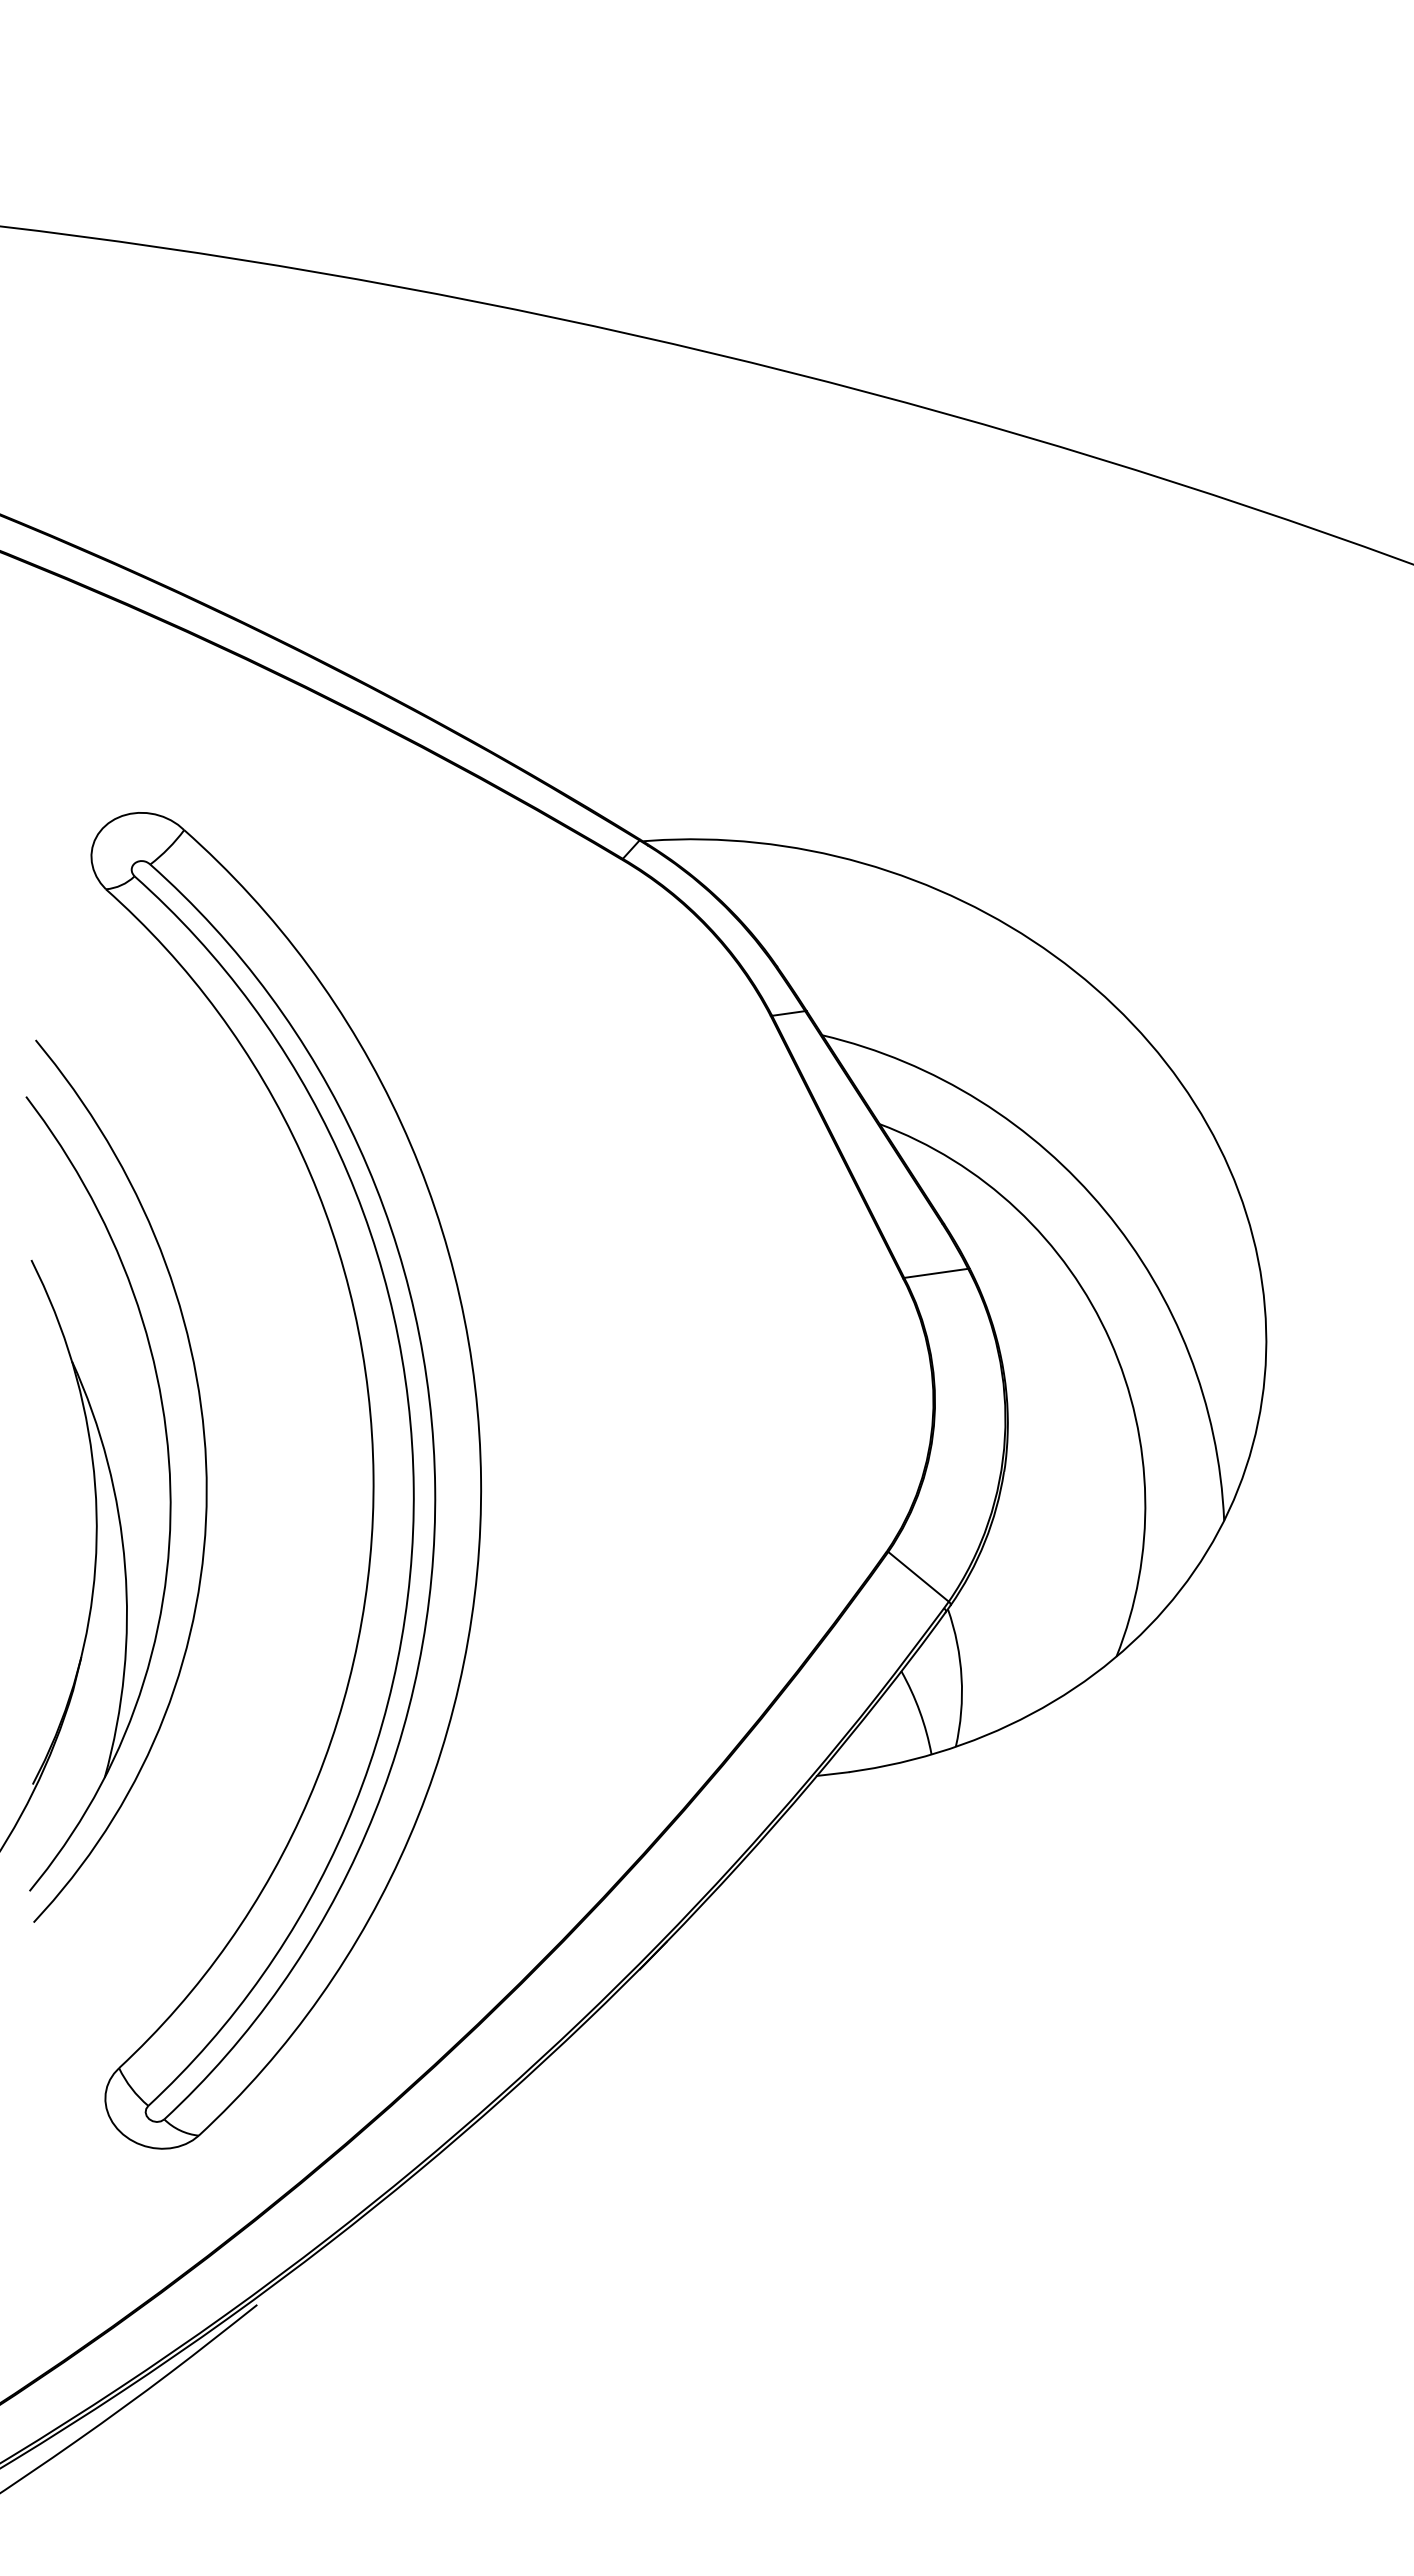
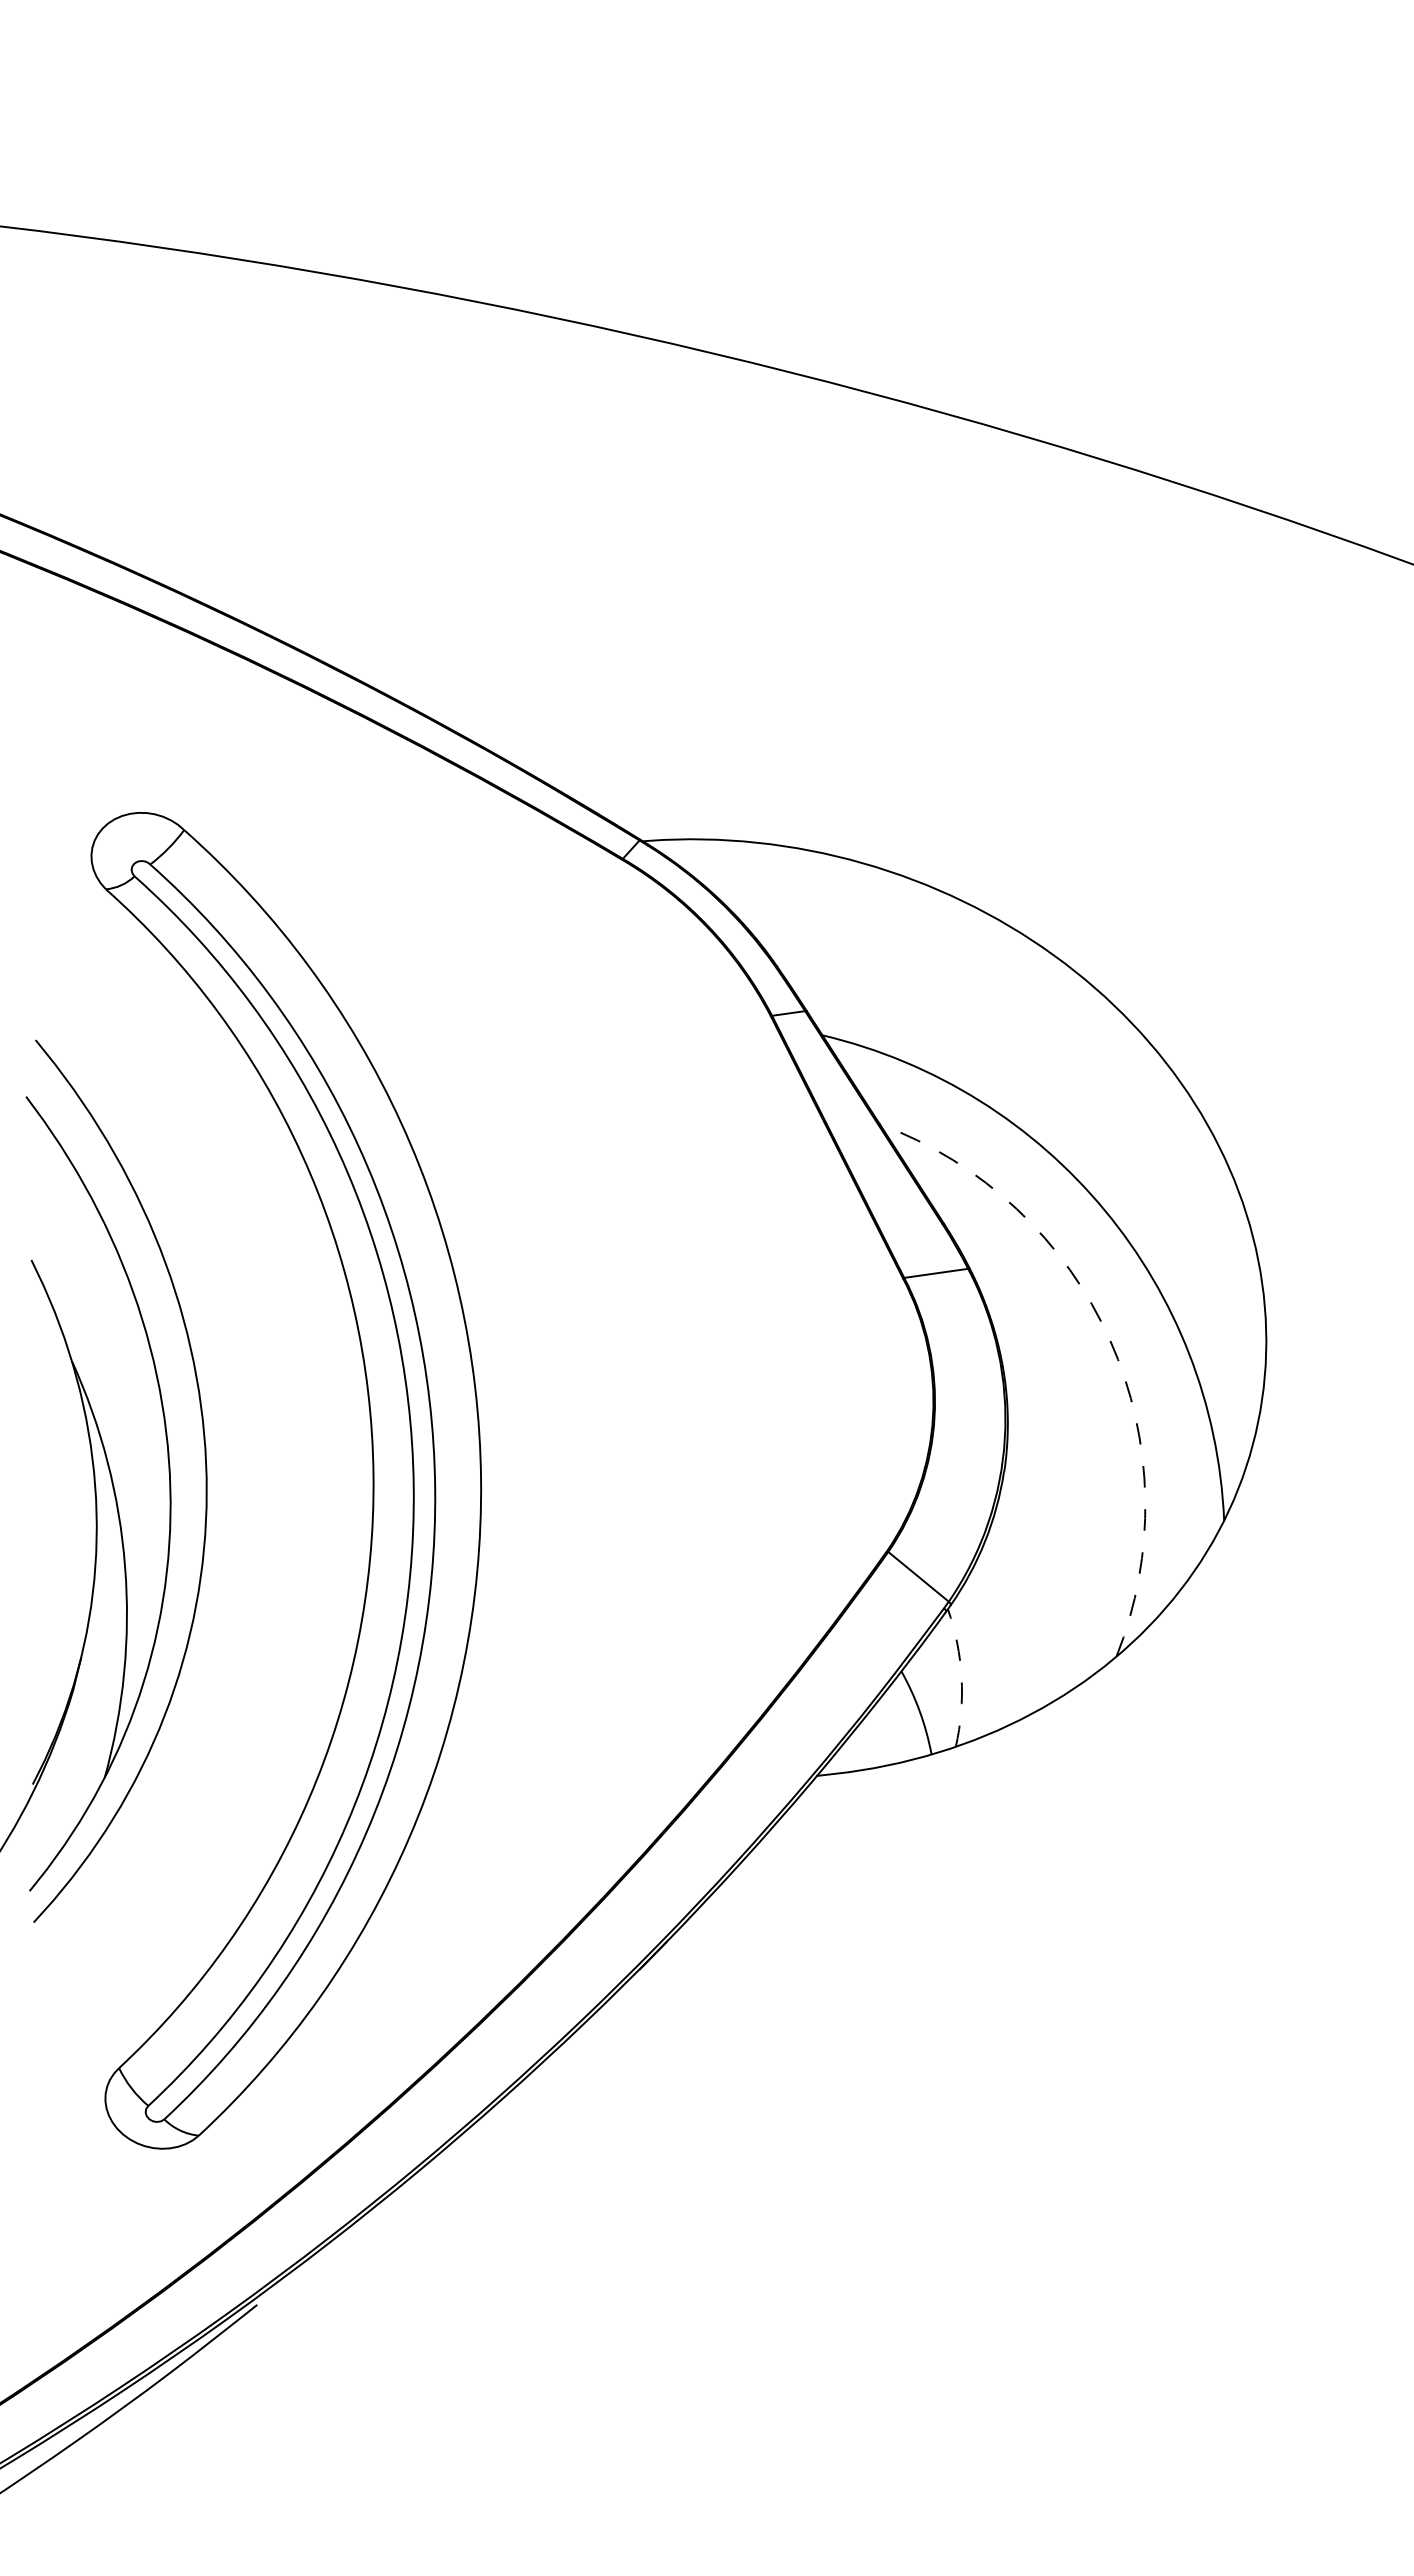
arc: solid -> dashed (1110, 1340)
arc: solid -> dashed (961, 1677)
